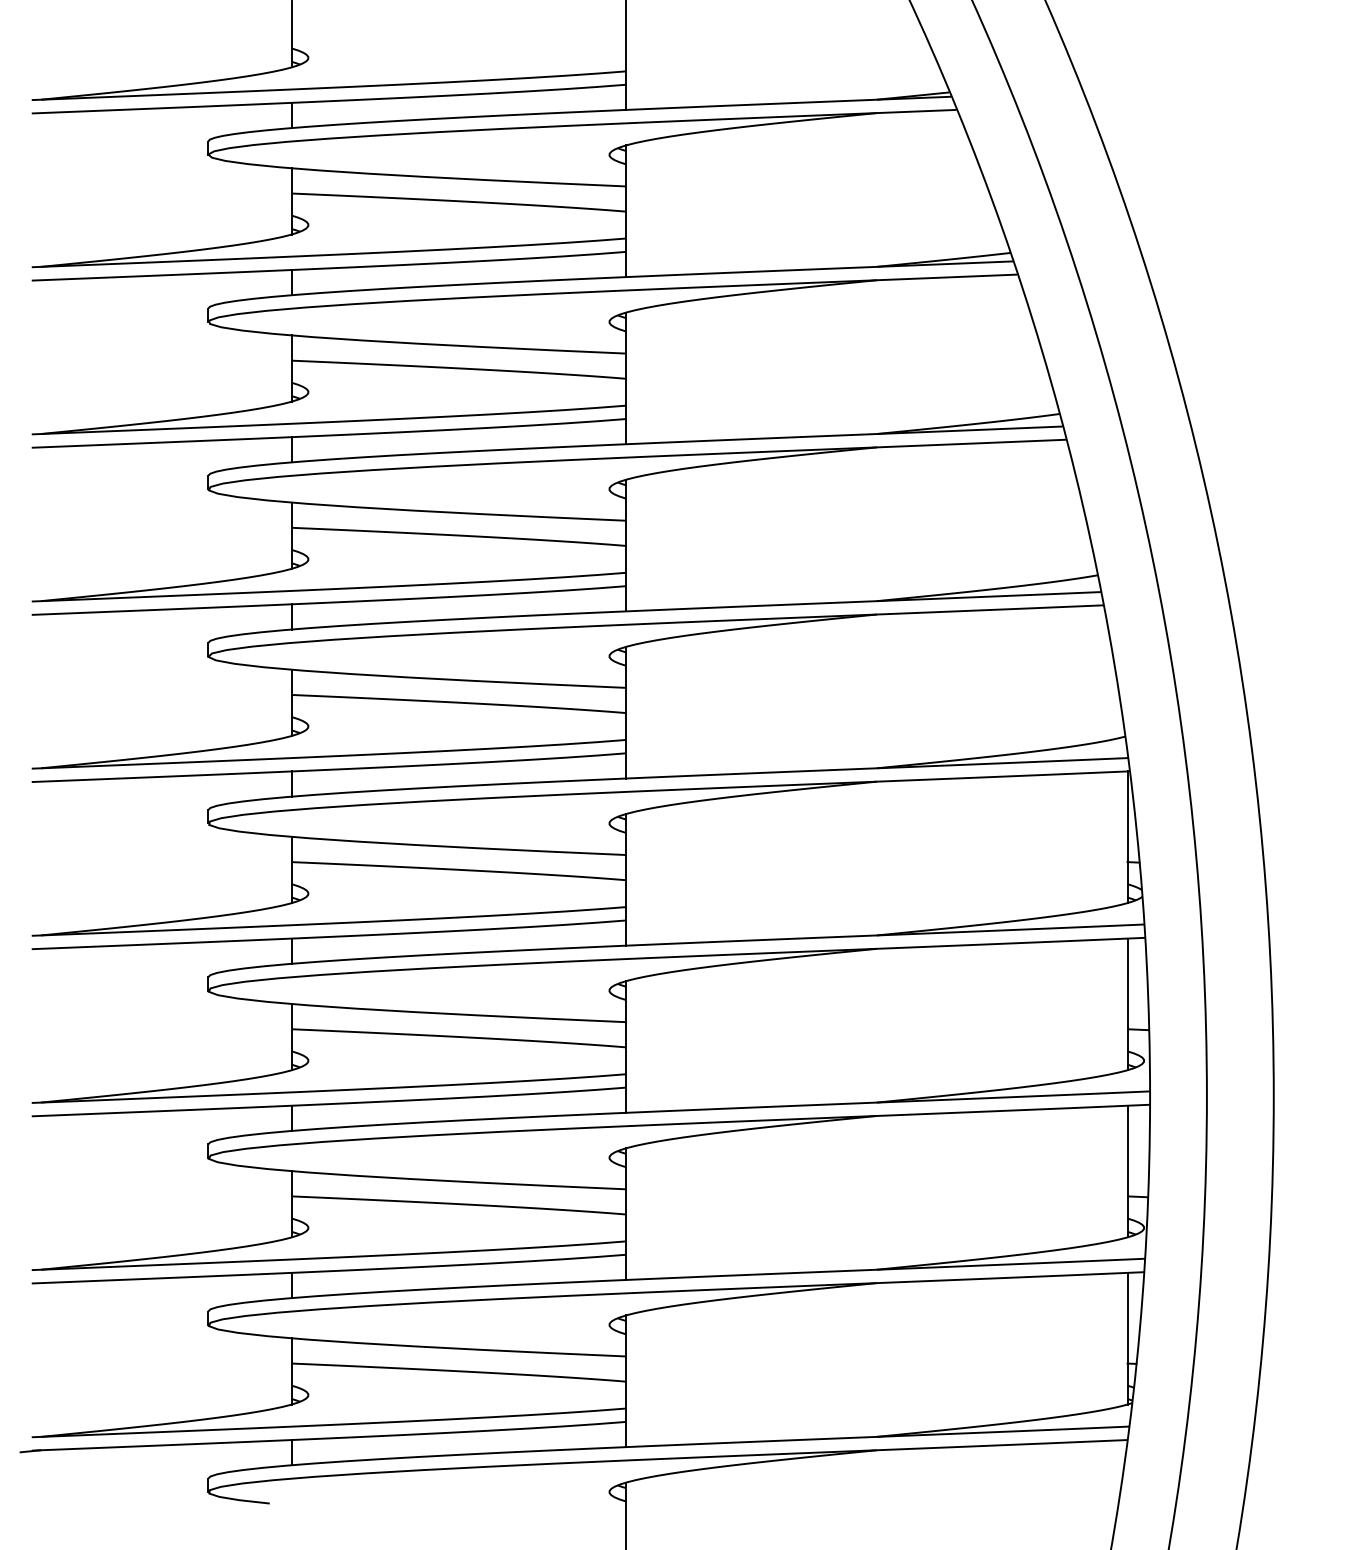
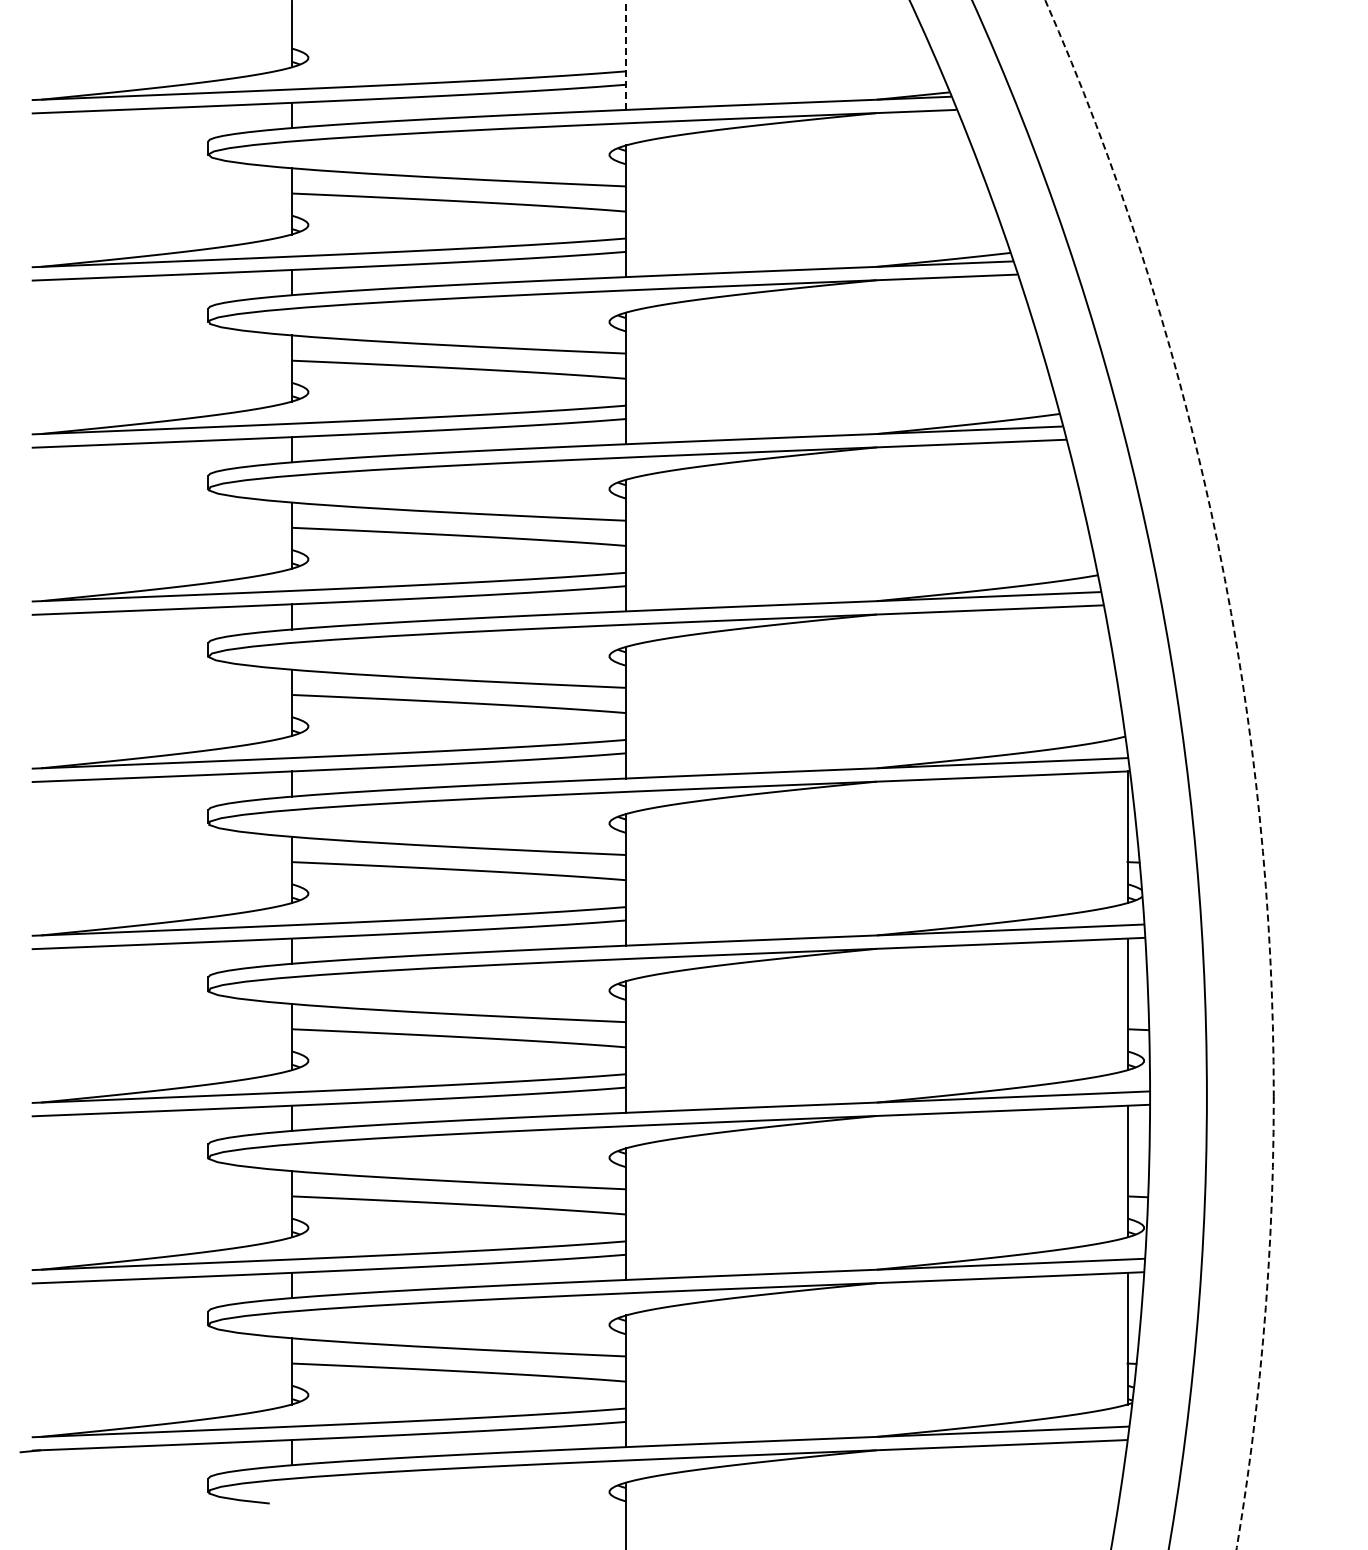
line: solid -> dashed (626, 55)
circle: solid -> dashed (1159, 774)
